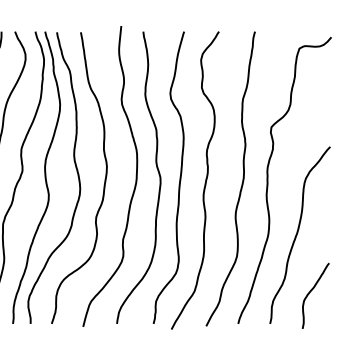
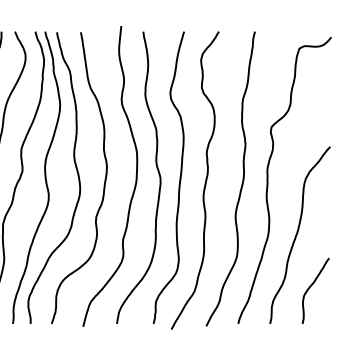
curve position: (311, 291) -> (311, 286) (311, 286)
